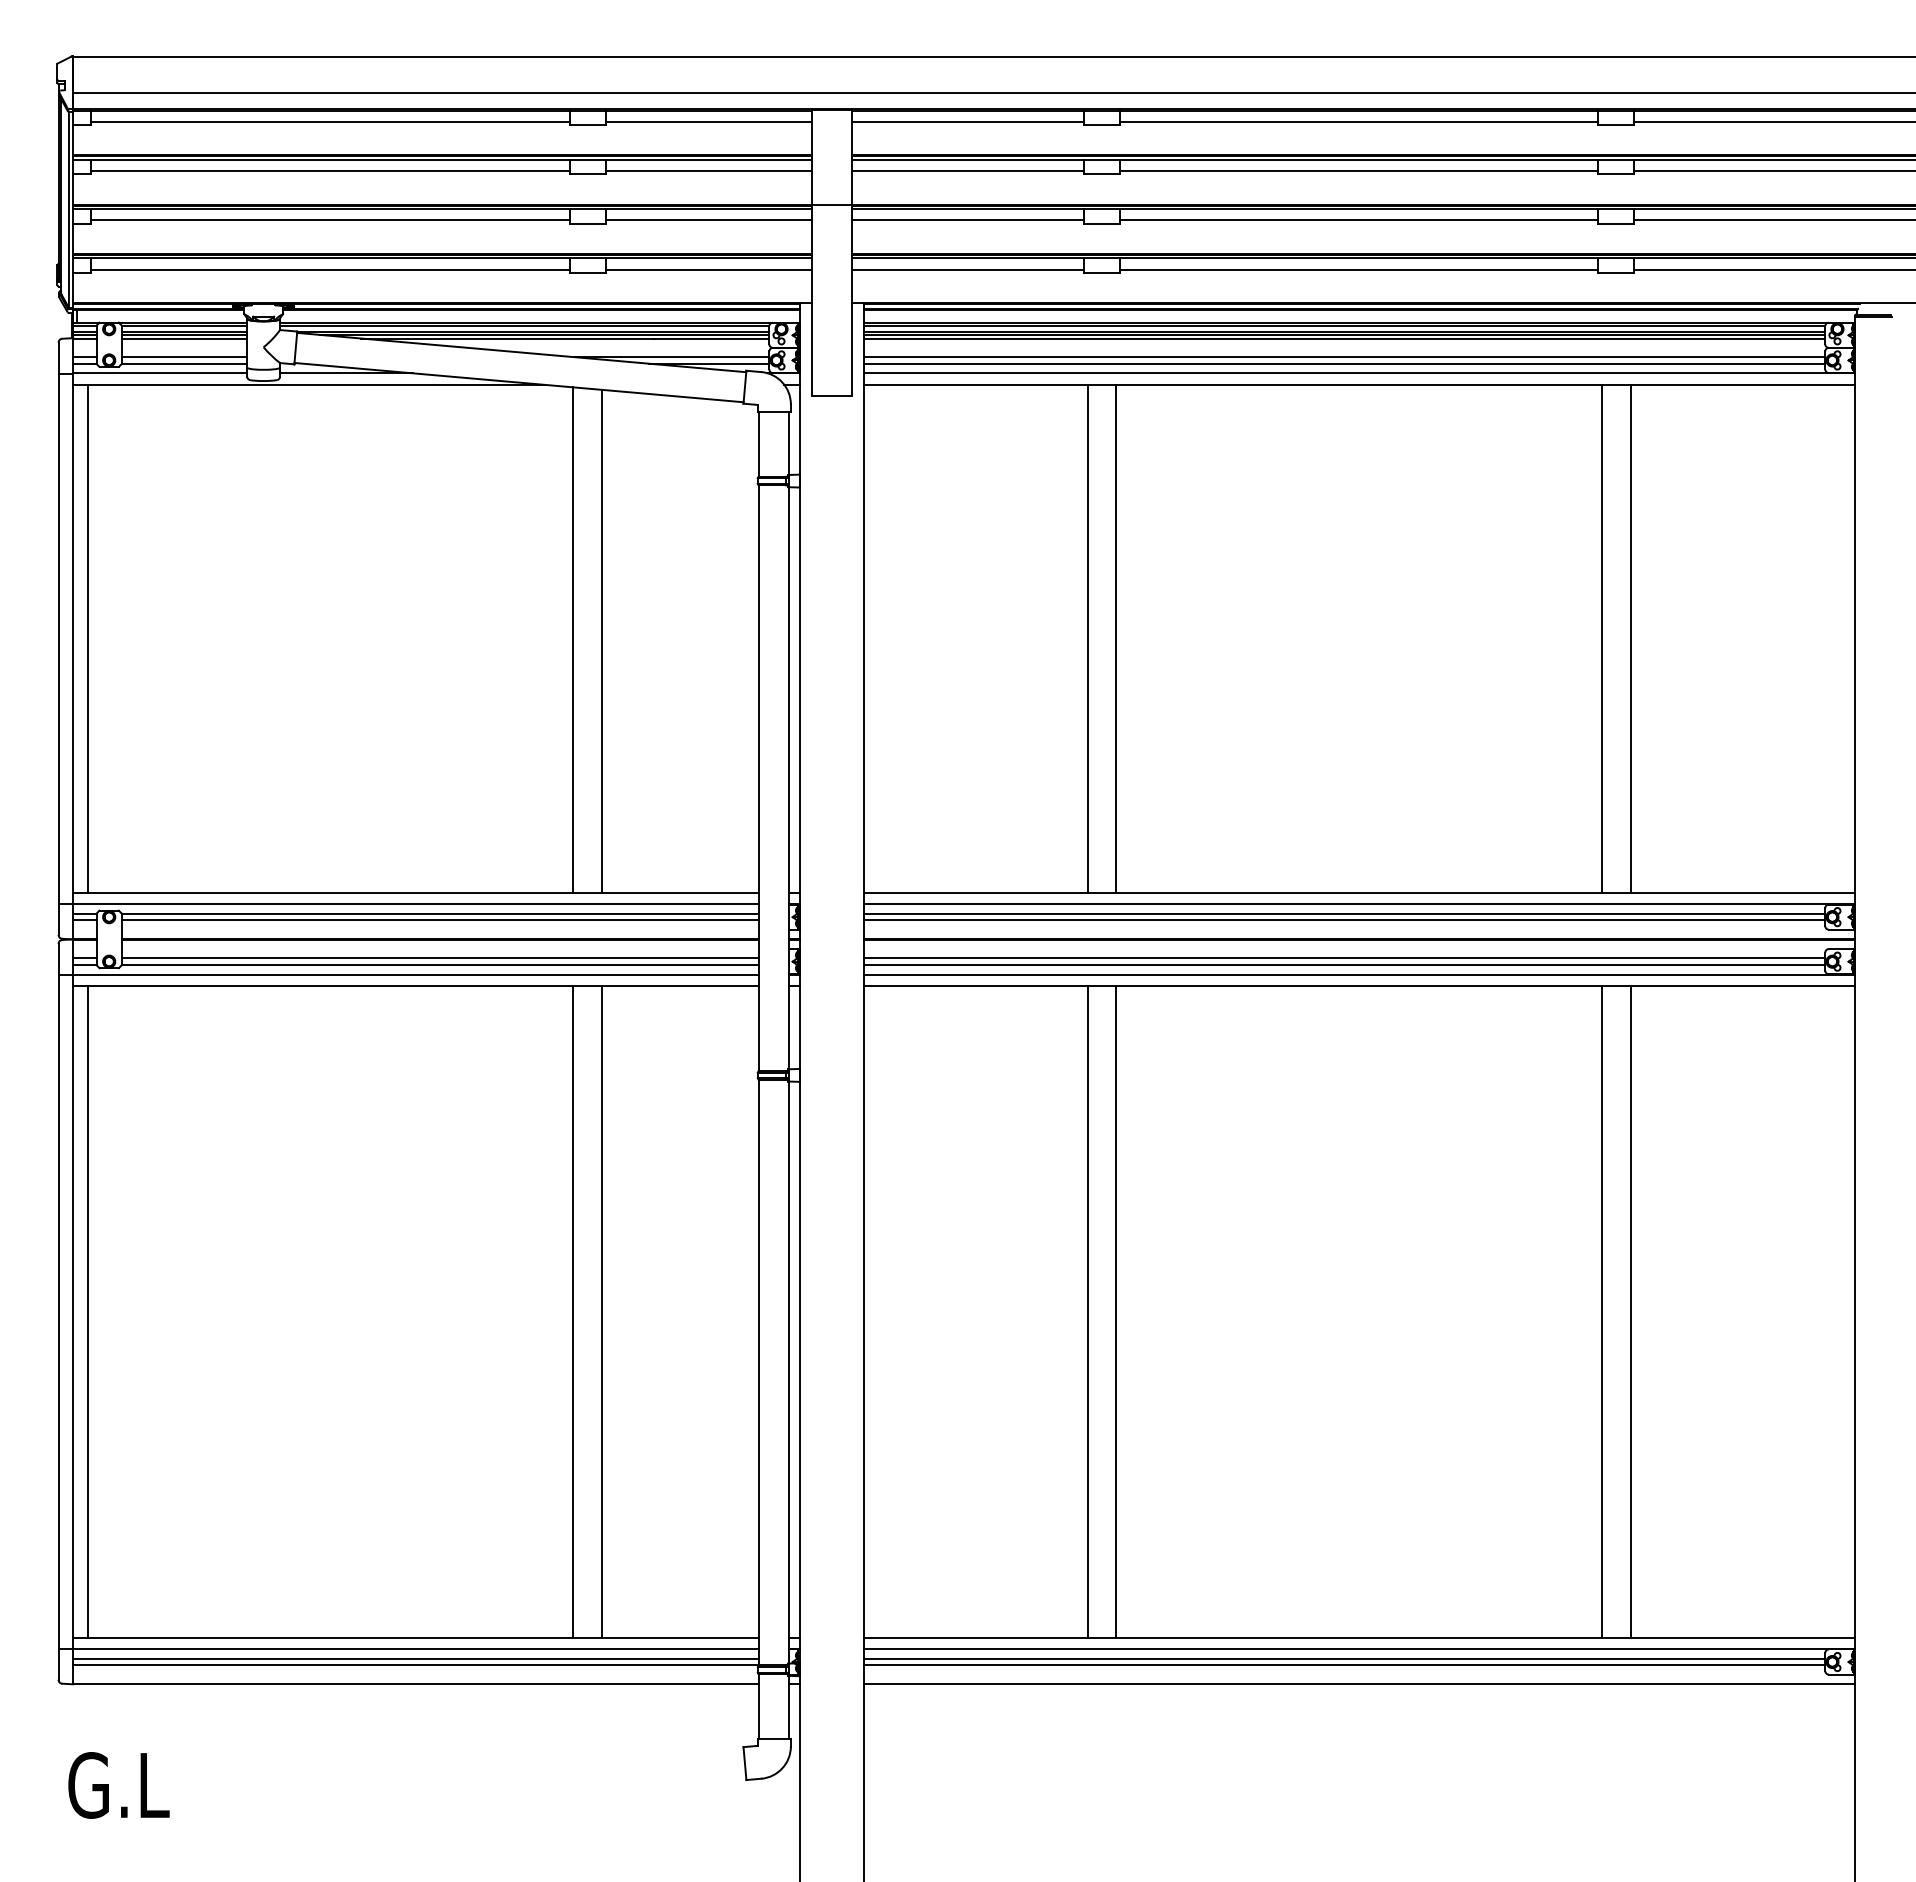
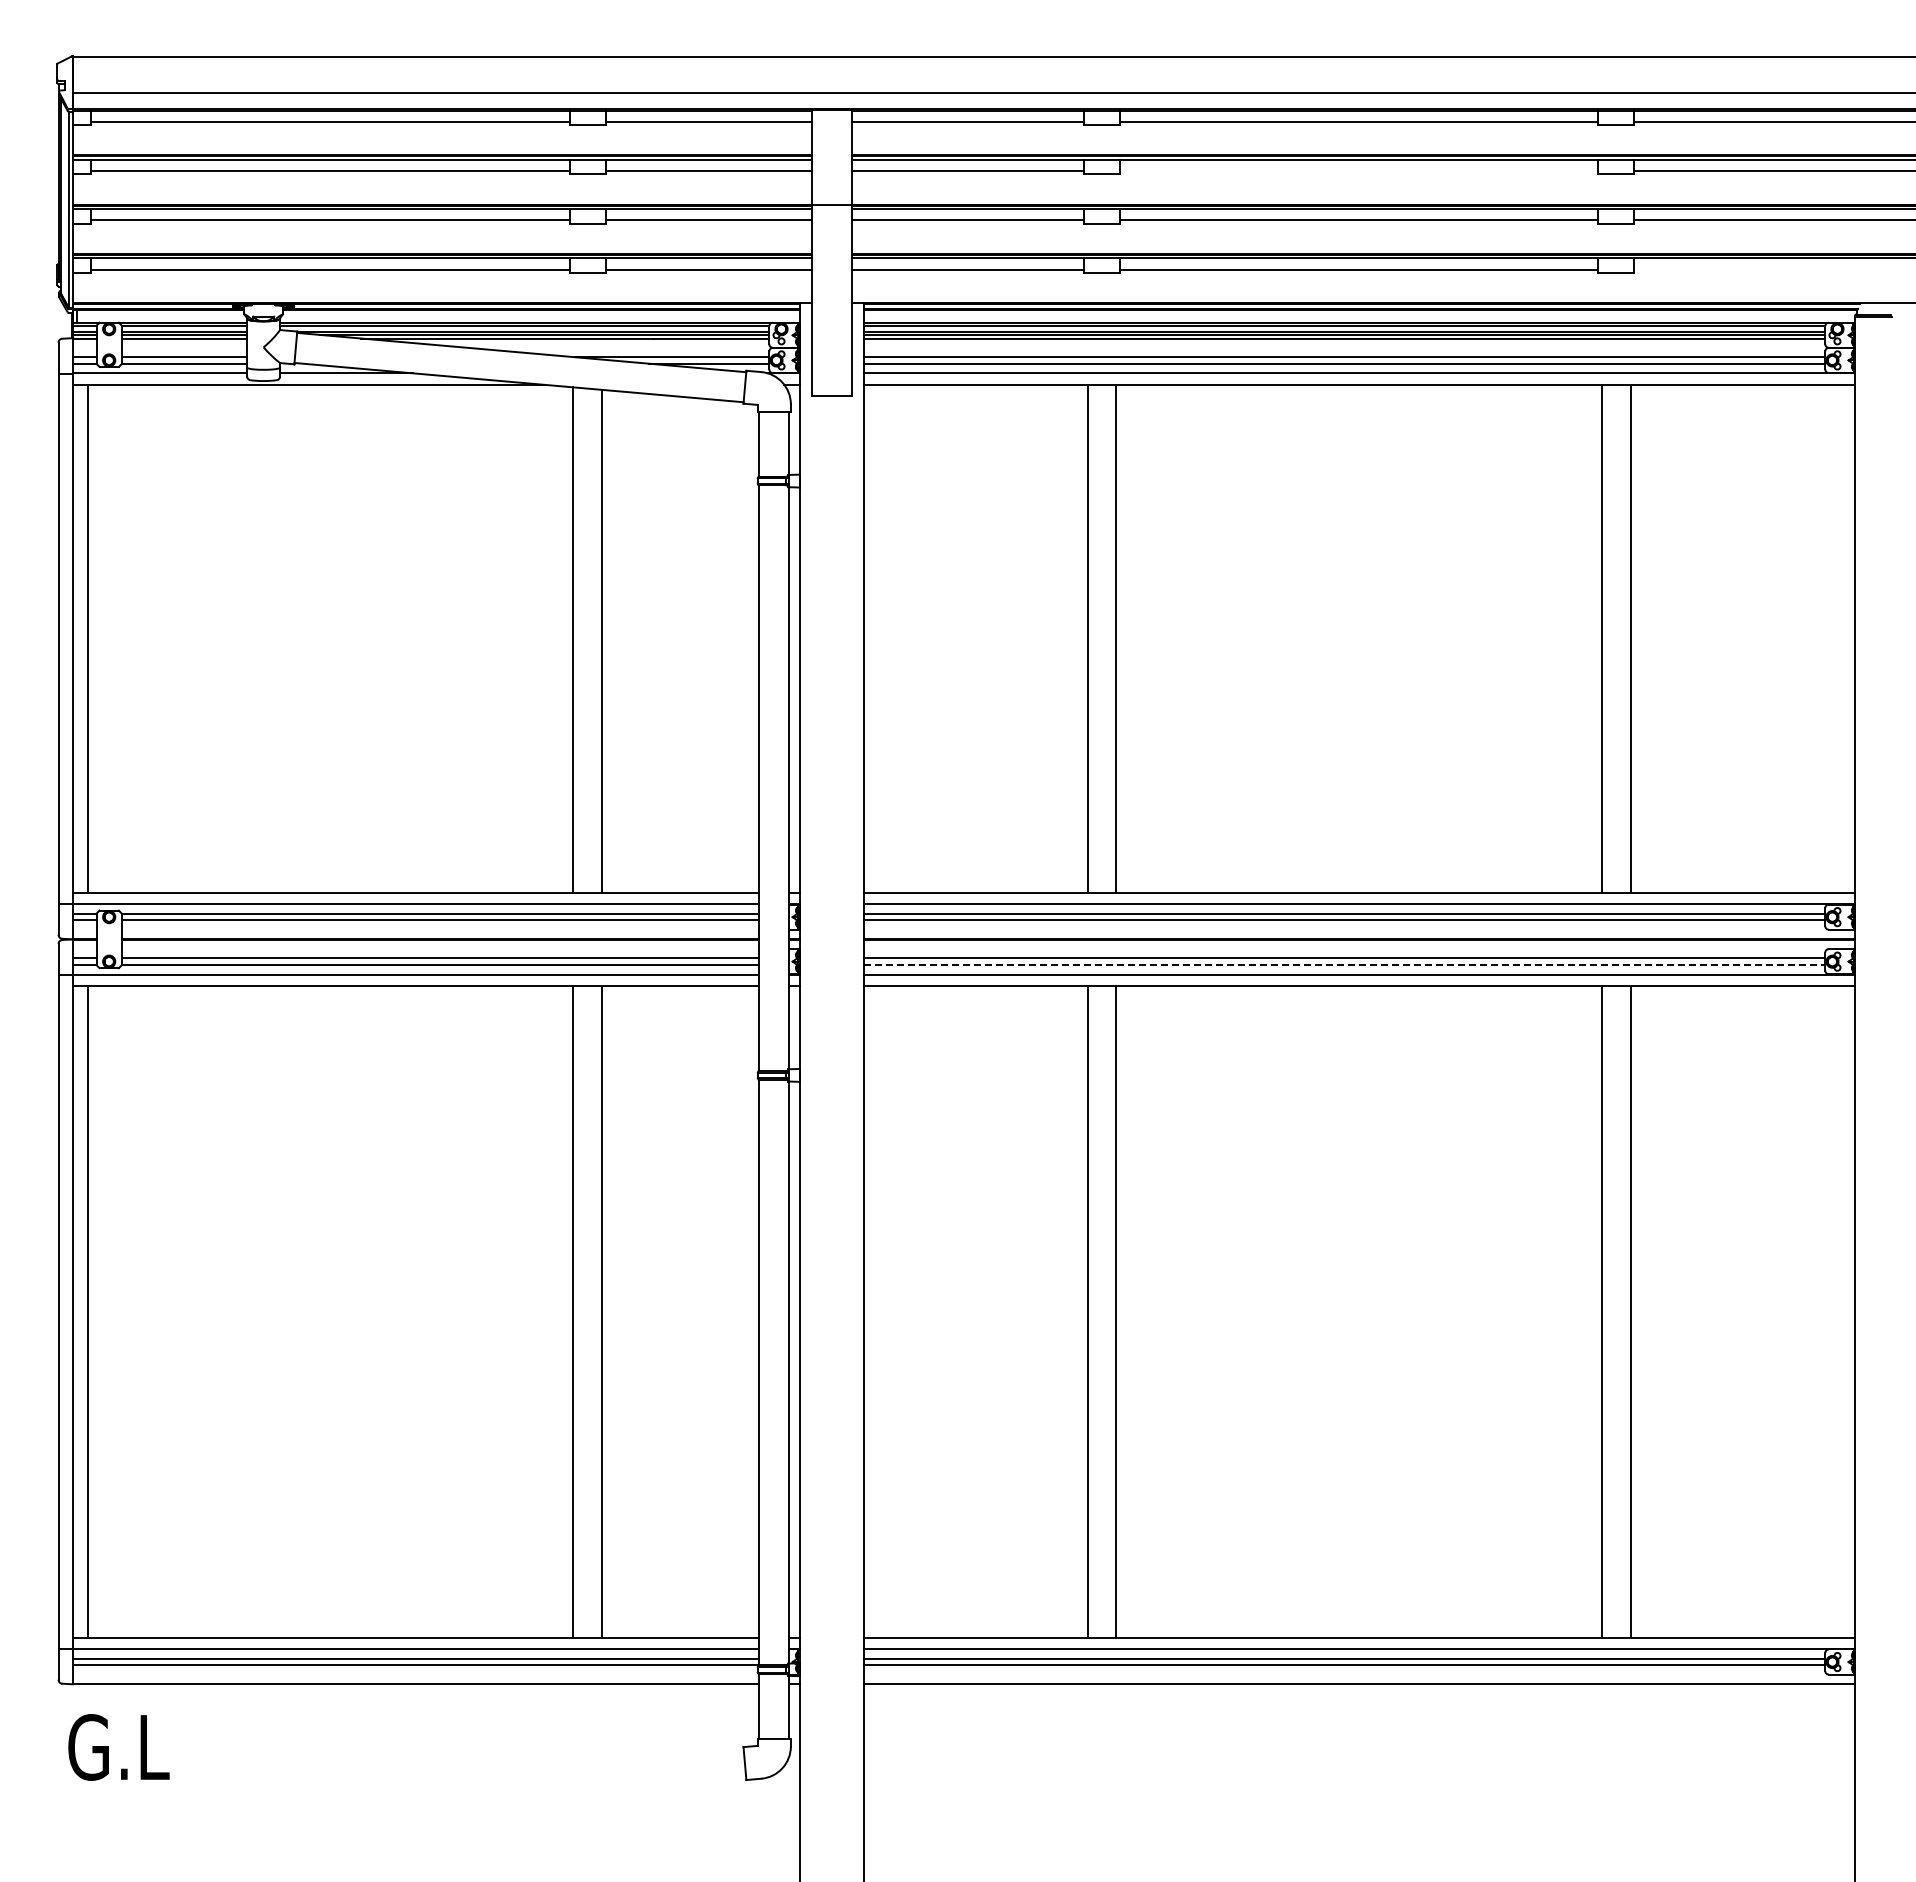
line: present -> none (1358, 170)
line: present -> none (1773, 269)
line: solid -> dashed (1344, 964)
text position: (118, 1785) -> (118, 1747) (118, 1747)
